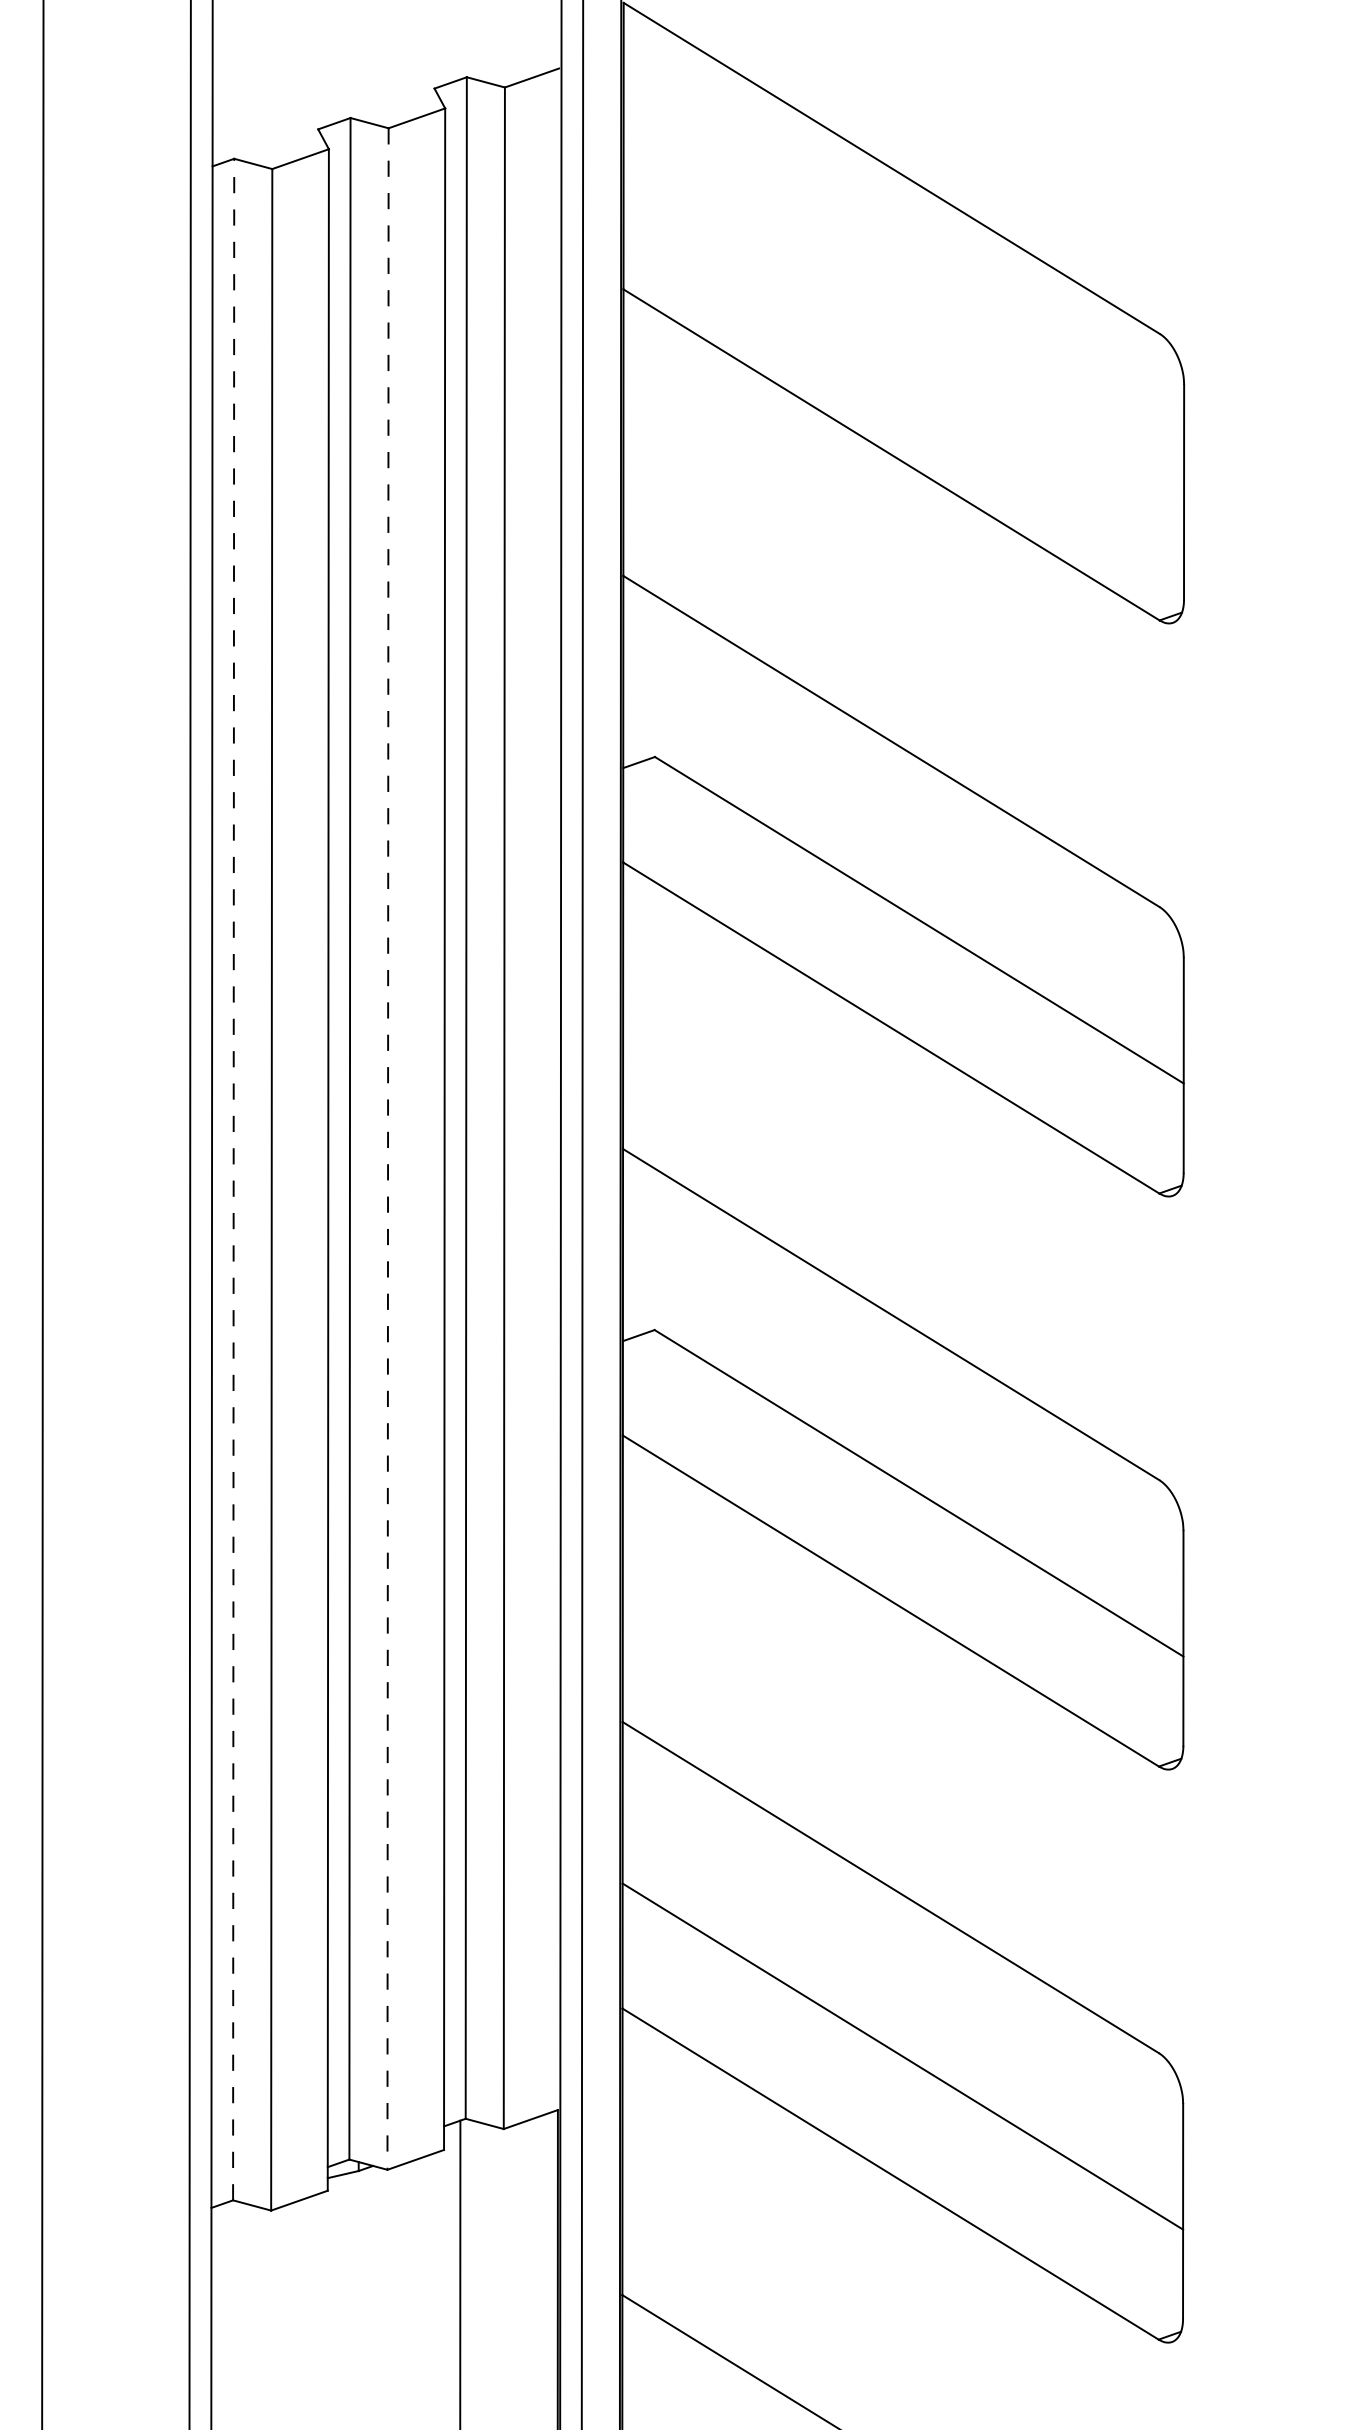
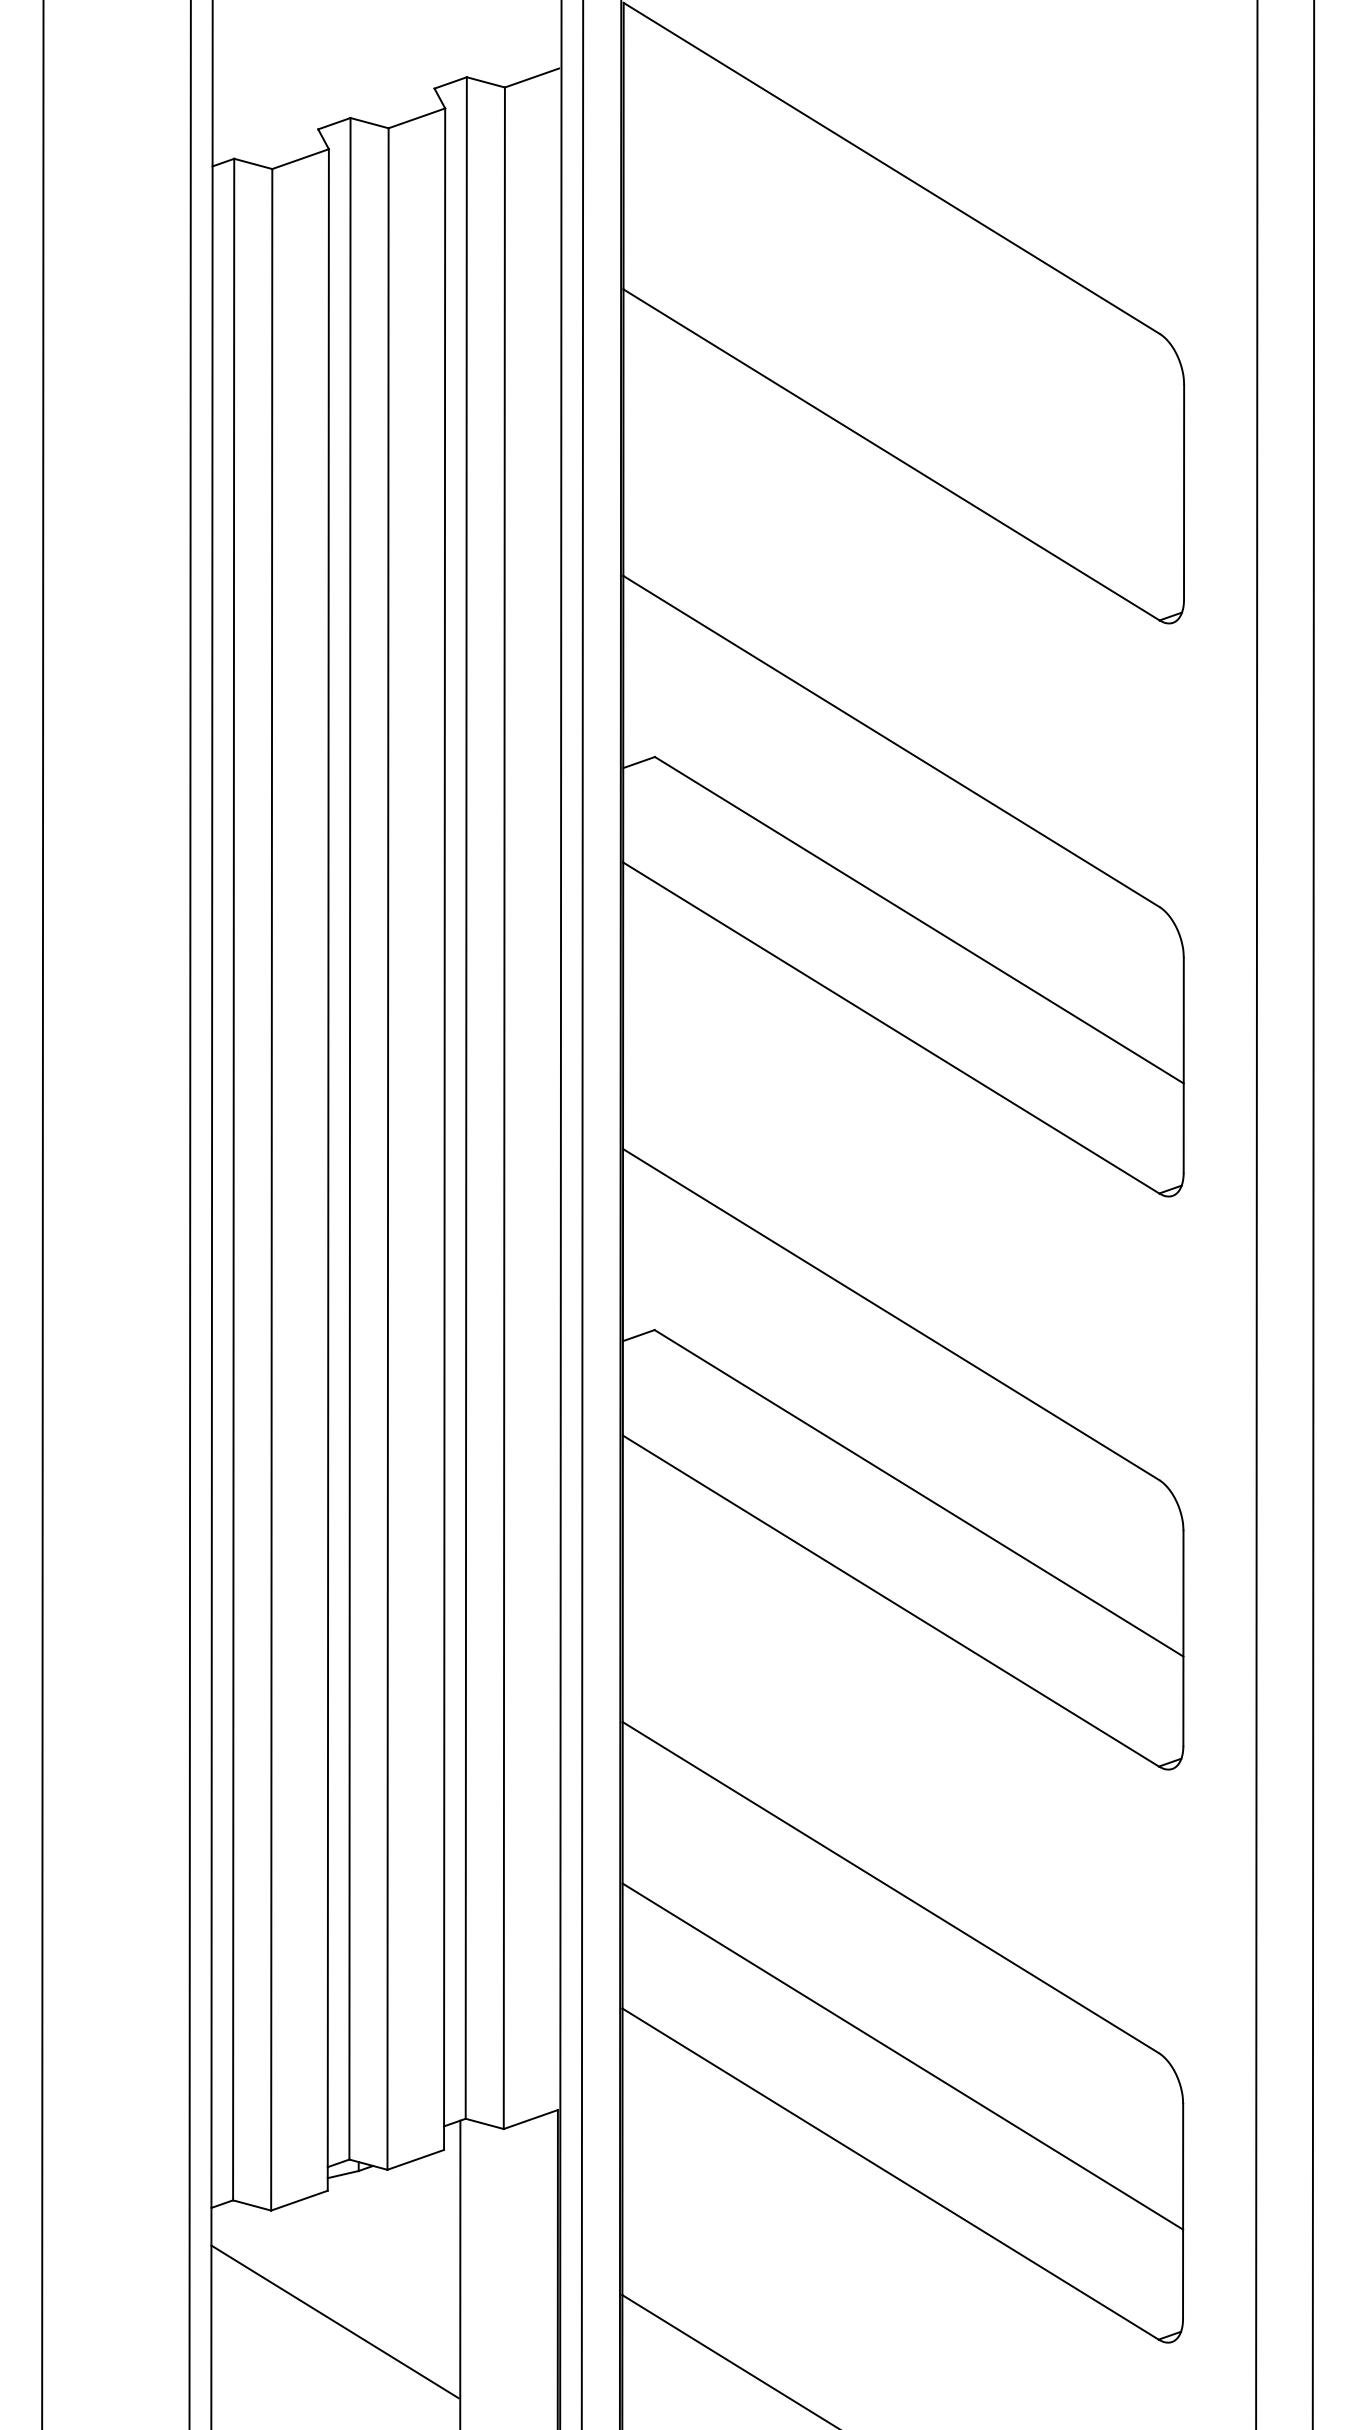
line: dashed -> solid (388, 1149)
line: dashed -> solid (233, 1179)
line: none -> present (1256, 1214)
line: none -> present (1313, 1214)
line: none -> present (334, 2321)
